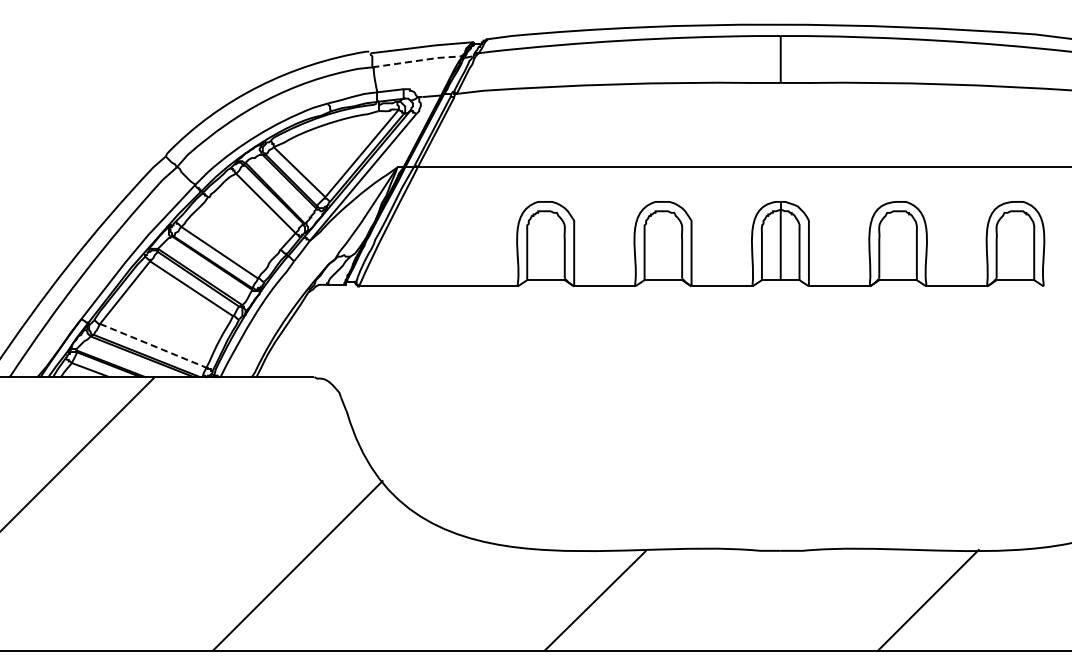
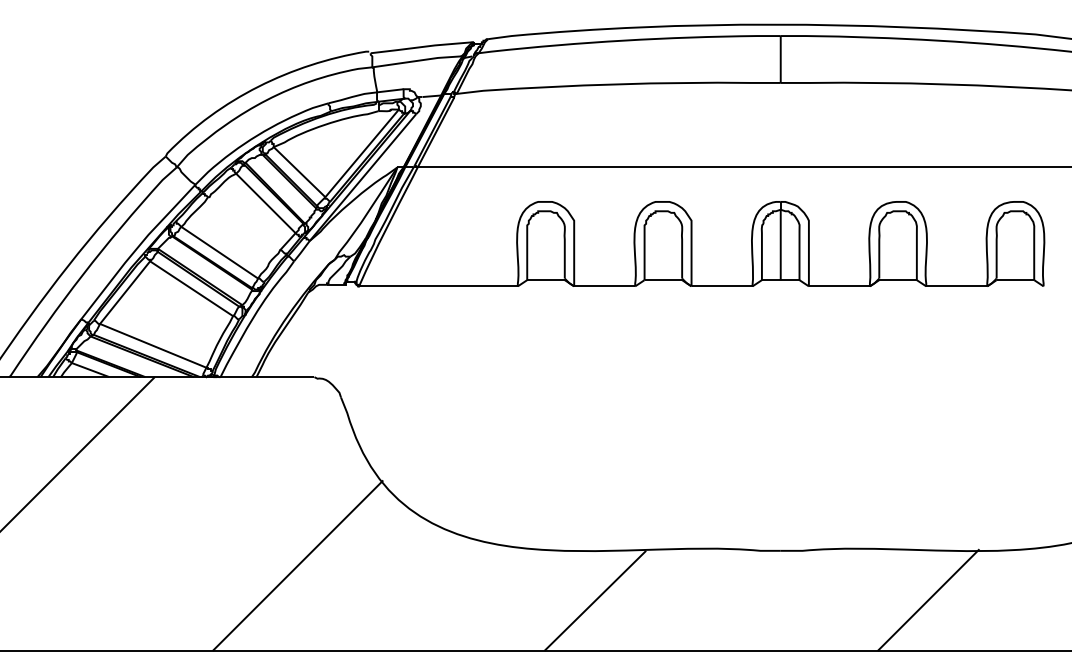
line: dashed -> solid (417, 60)
line: dashed -> solid (153, 345)
